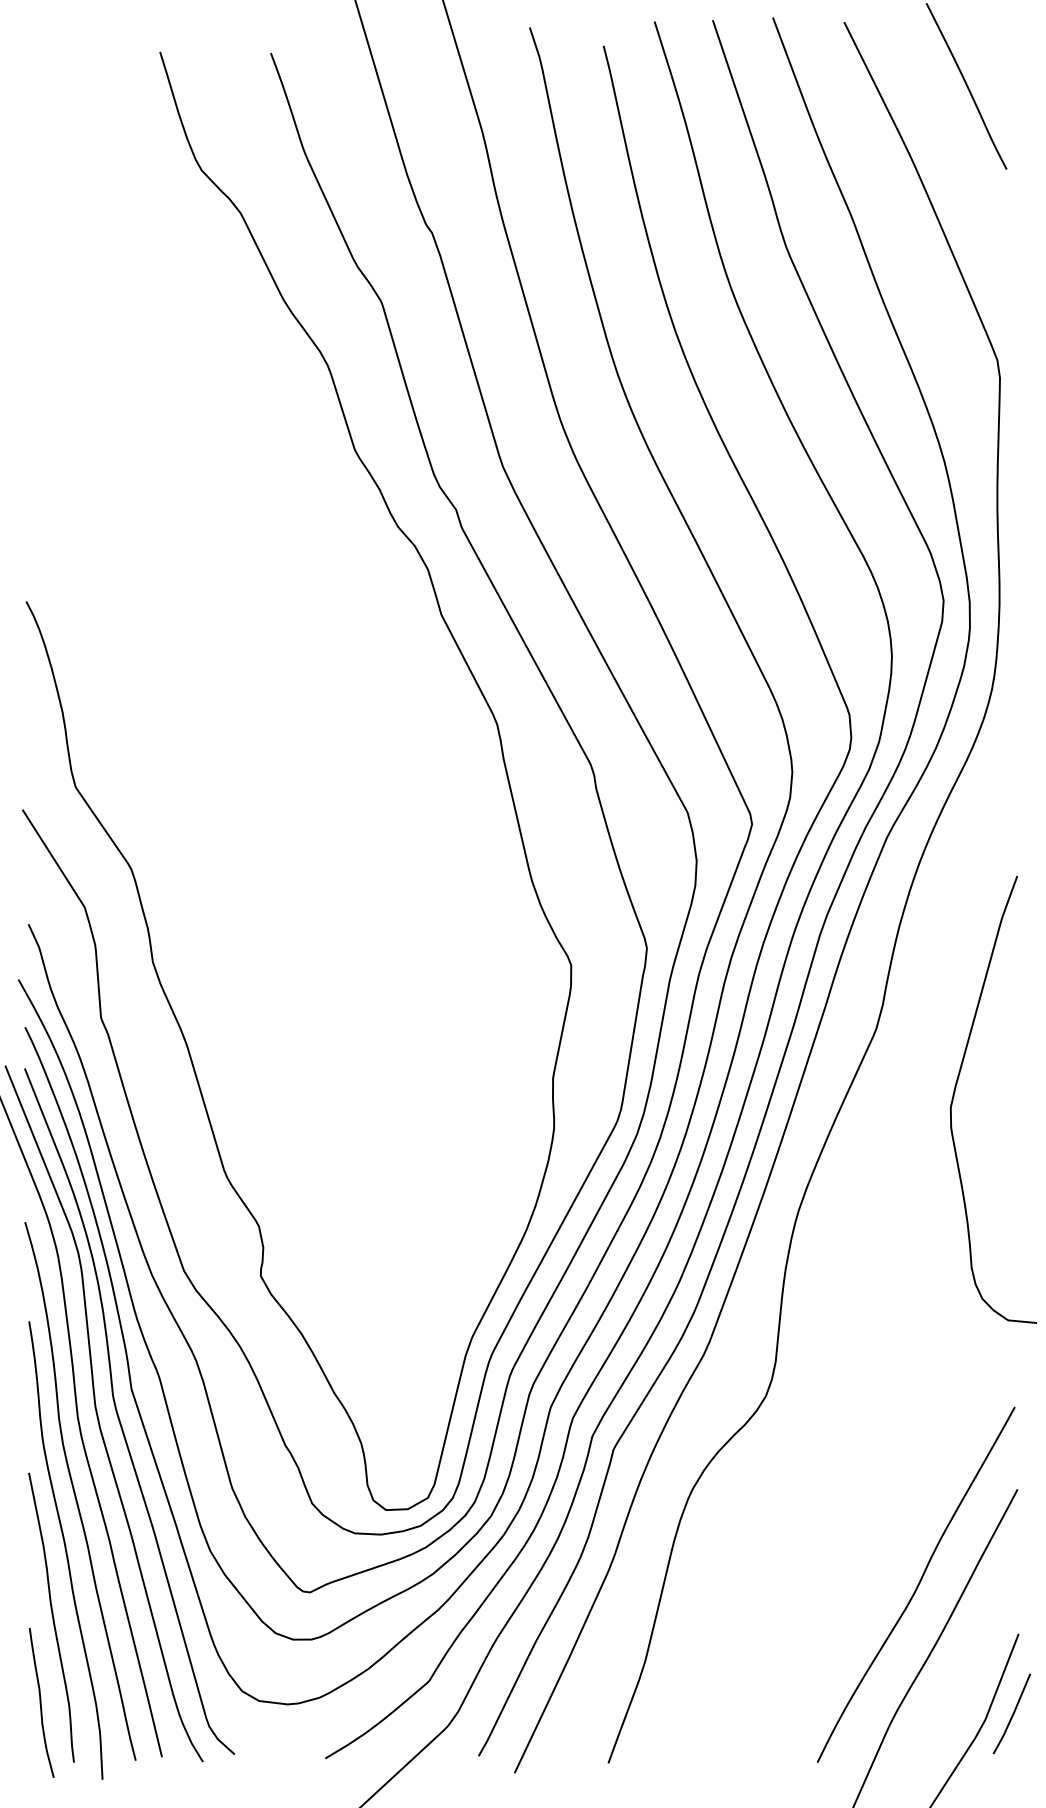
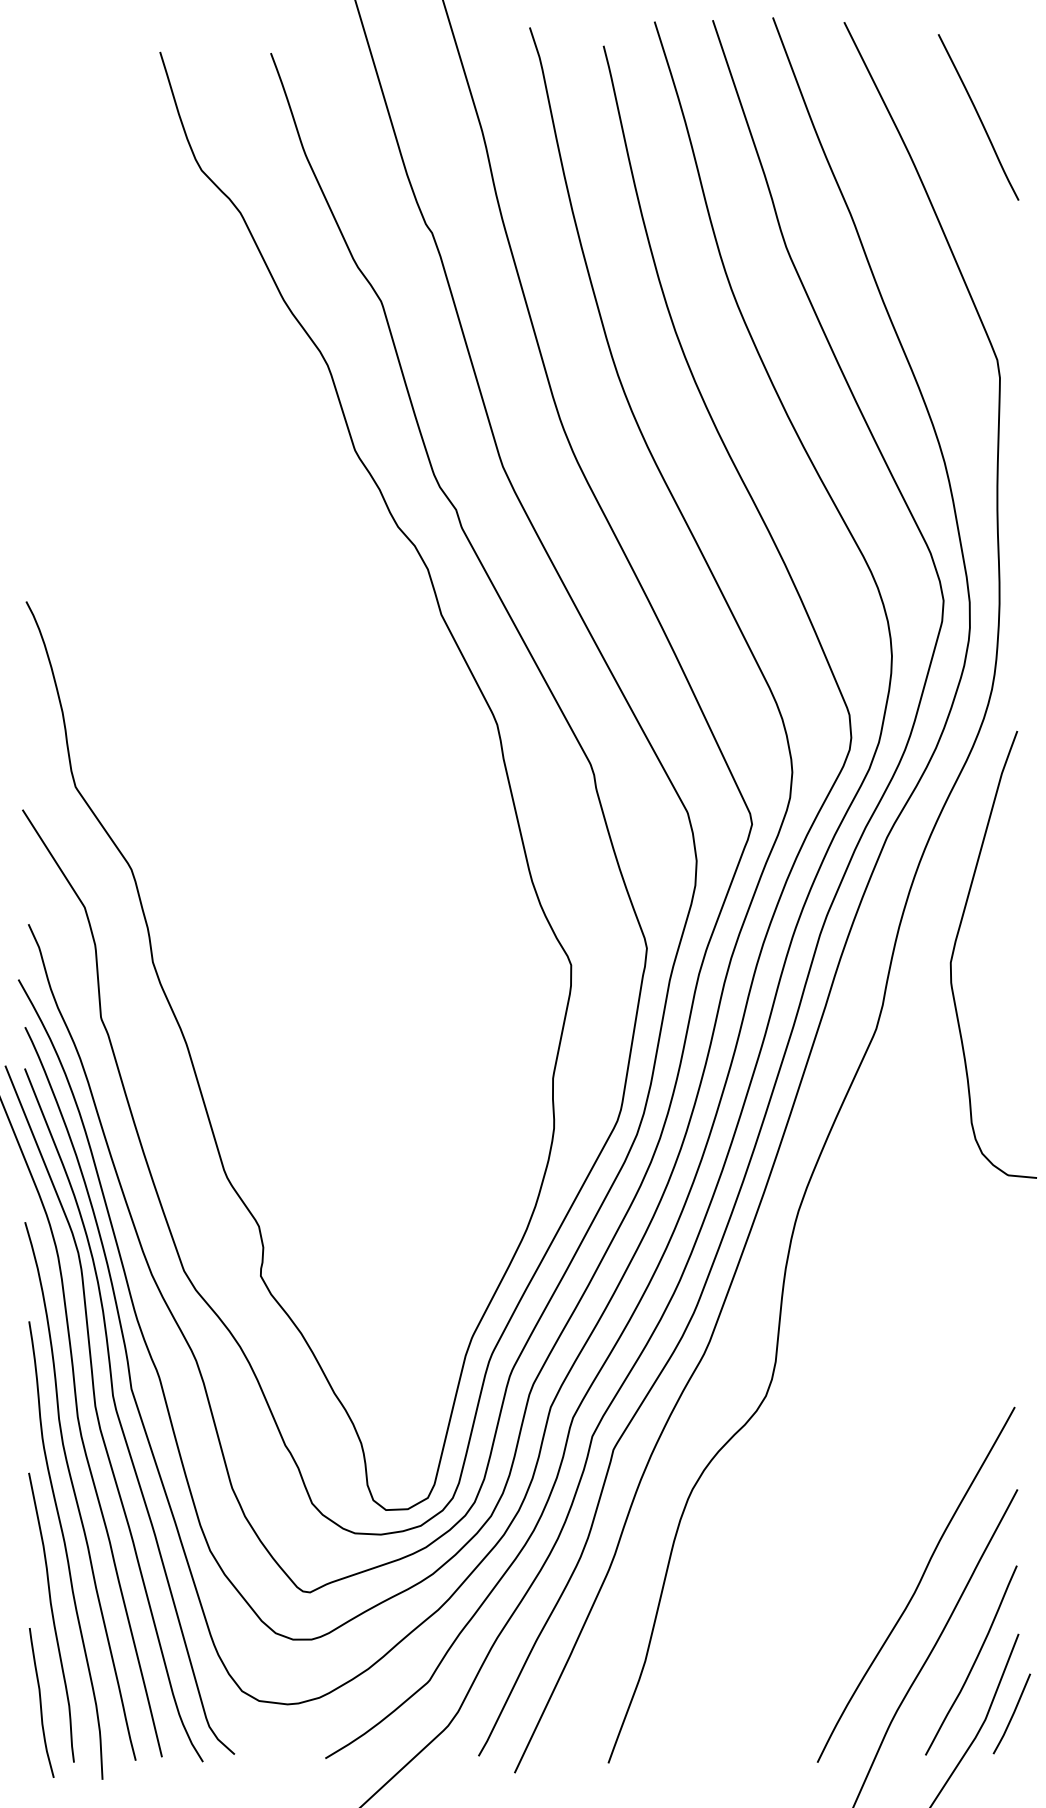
curve position: (966, 86) -> (978, 117) (978, 117)
curve position: (955, 1092) -> (955, 947) (955, 947)
curve: none -> present (973, 1662)
